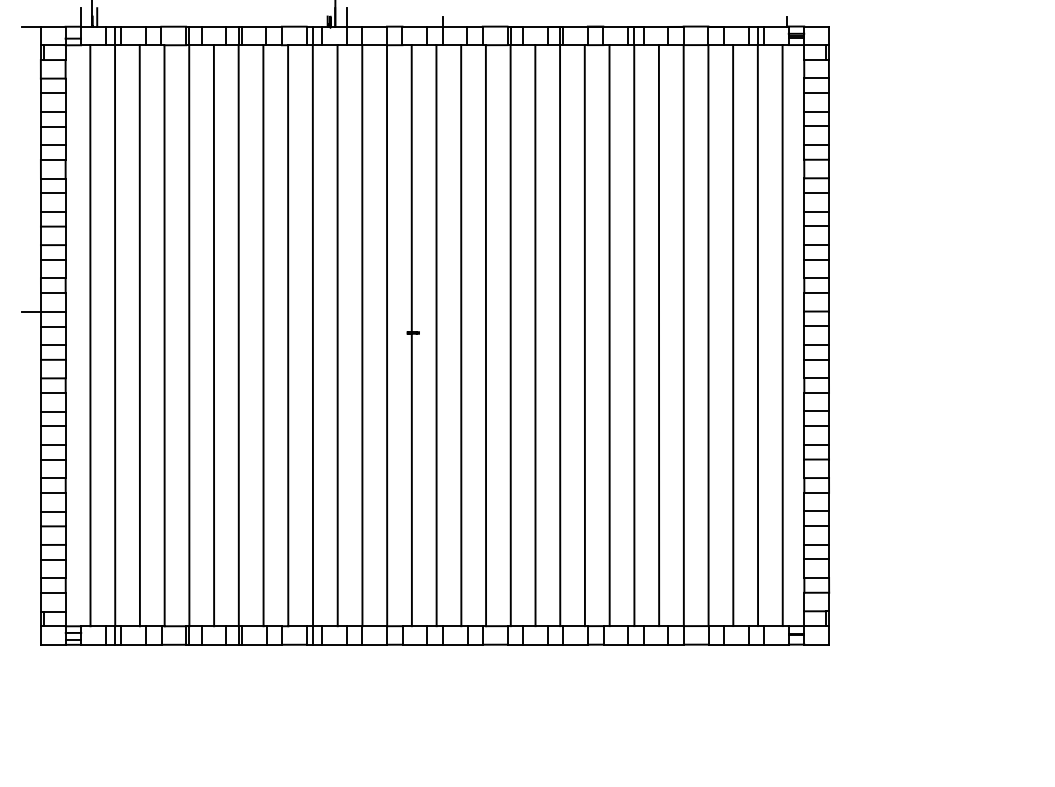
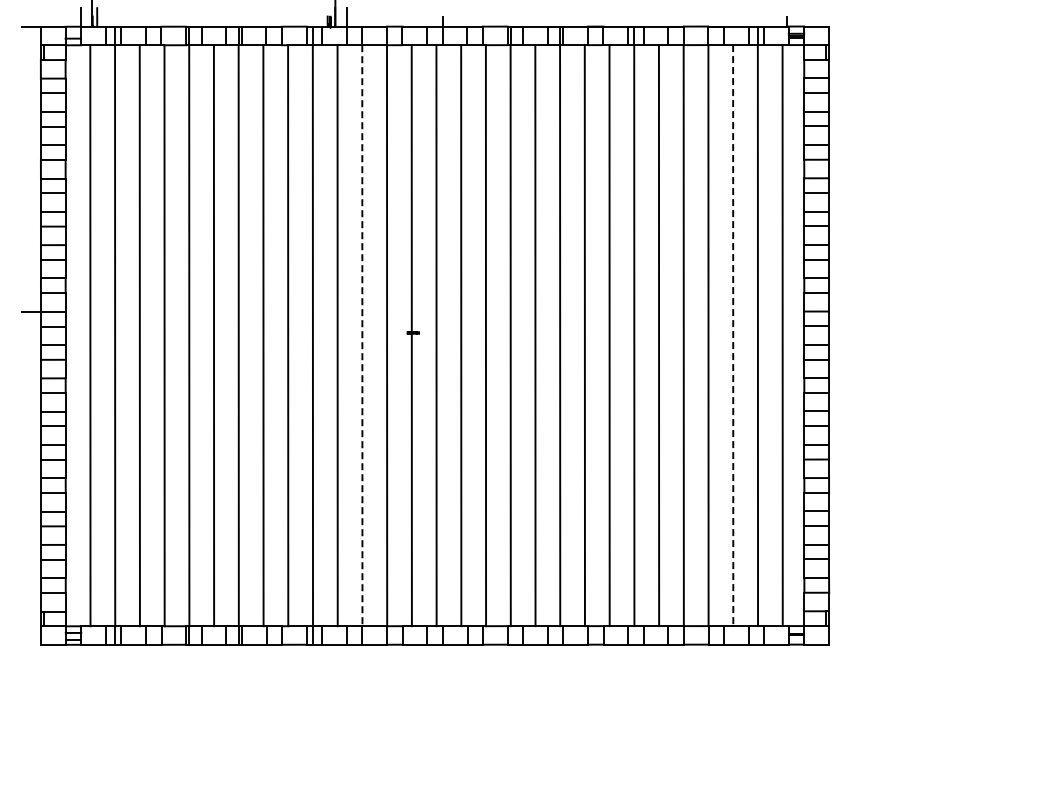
line: solid -> dashed (362, 336)
line: solid -> dashed (733, 336)
